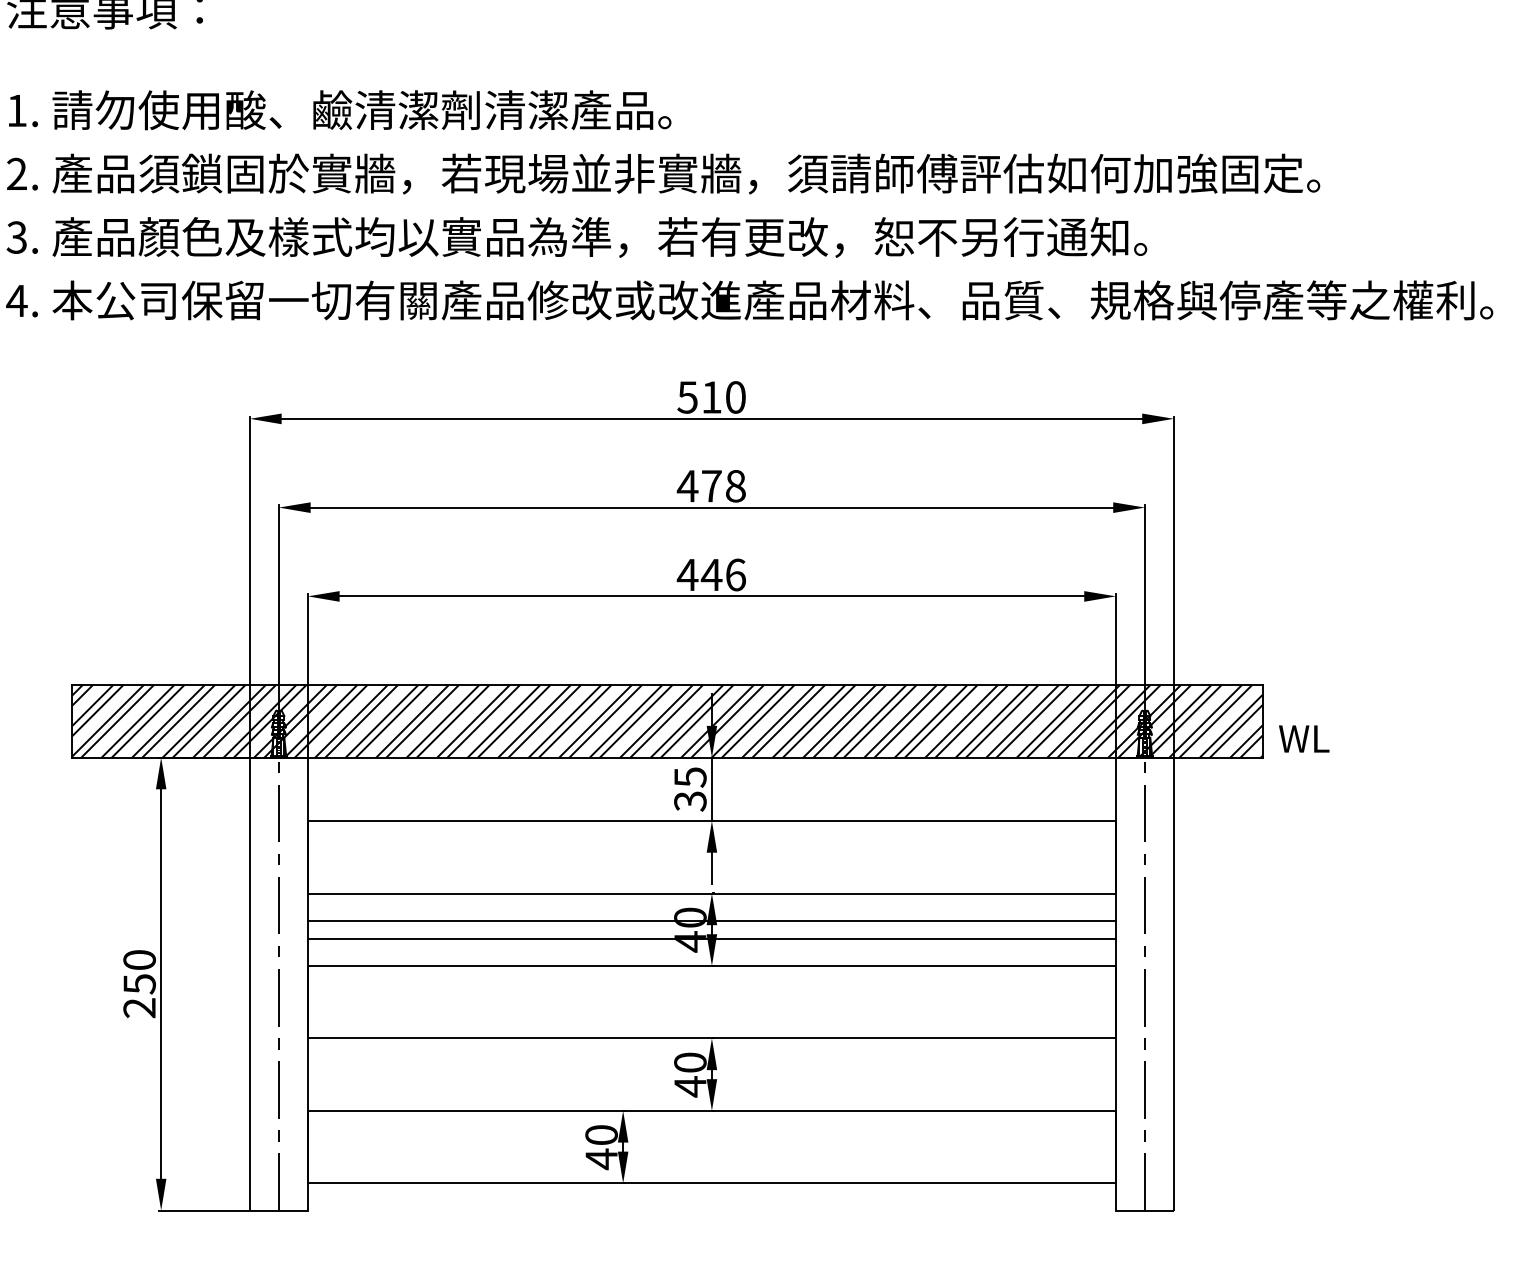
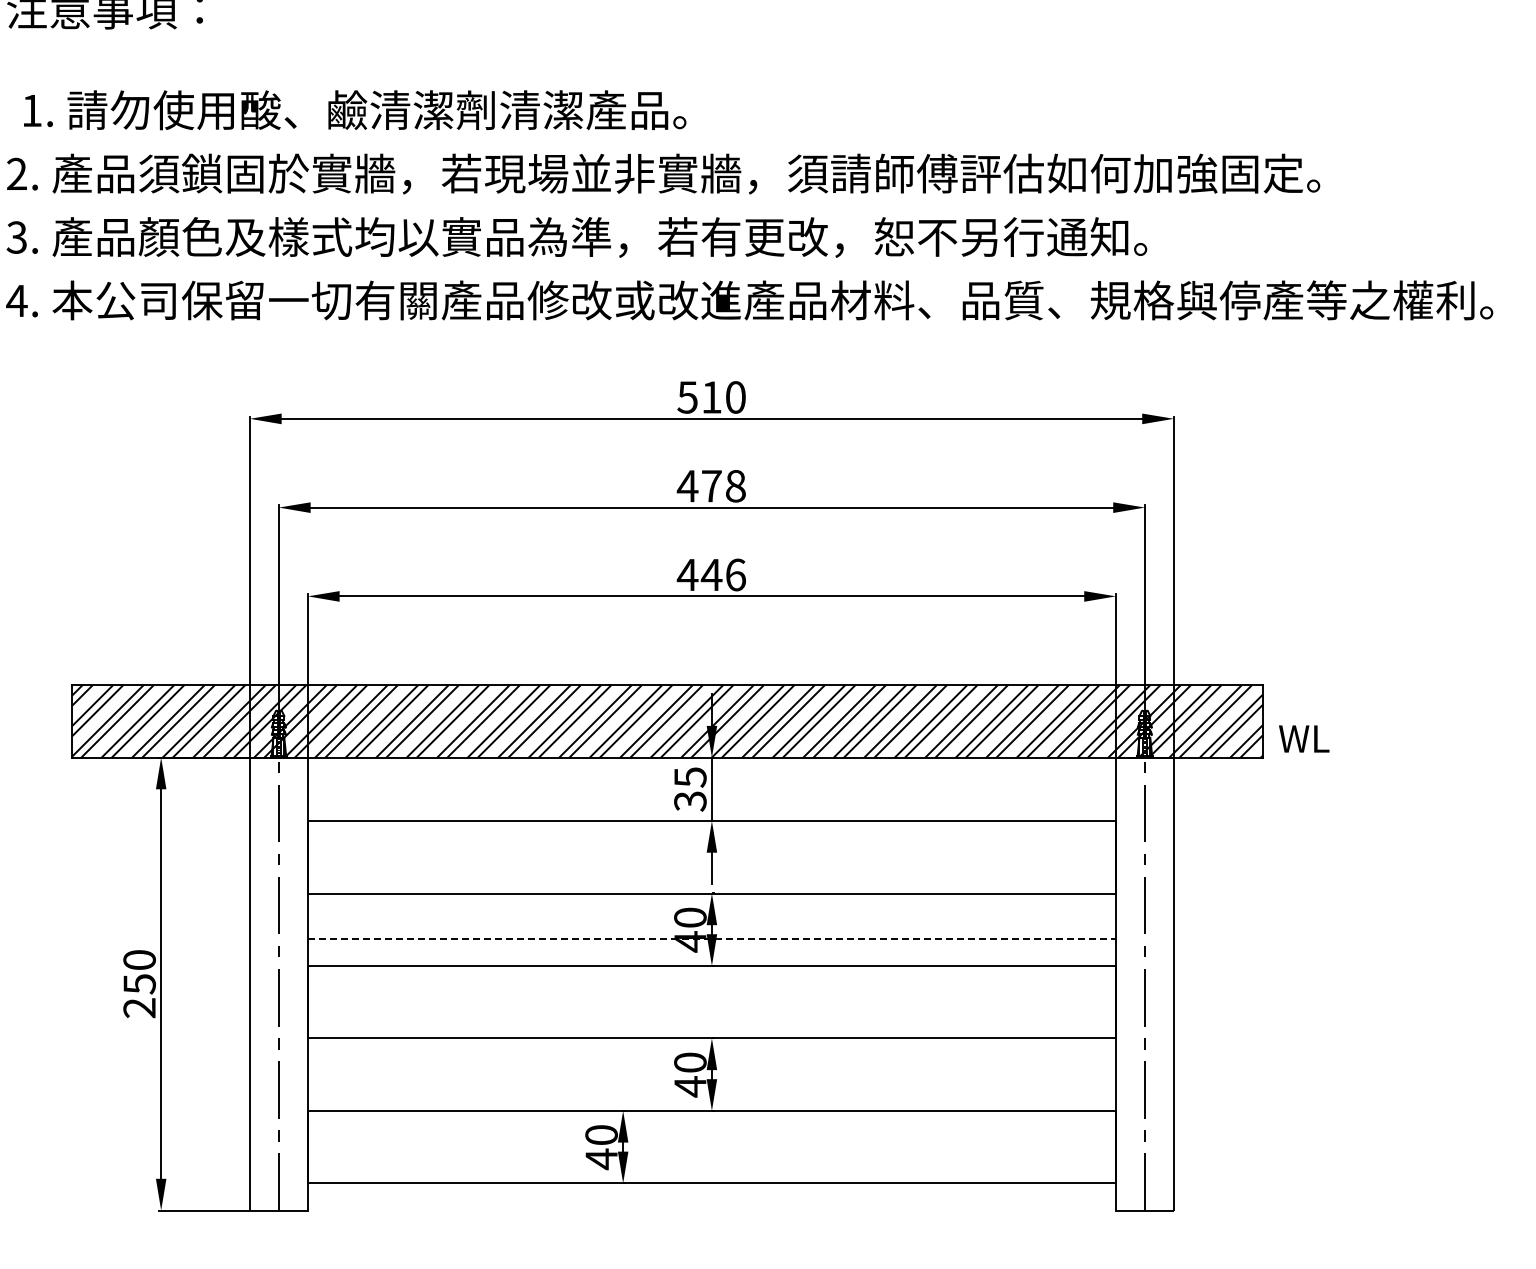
text position: (340, 110) -> (355, 110) (355, 110)
line: present -> none (711, 920)
line: solid -> dashed (712, 938)
